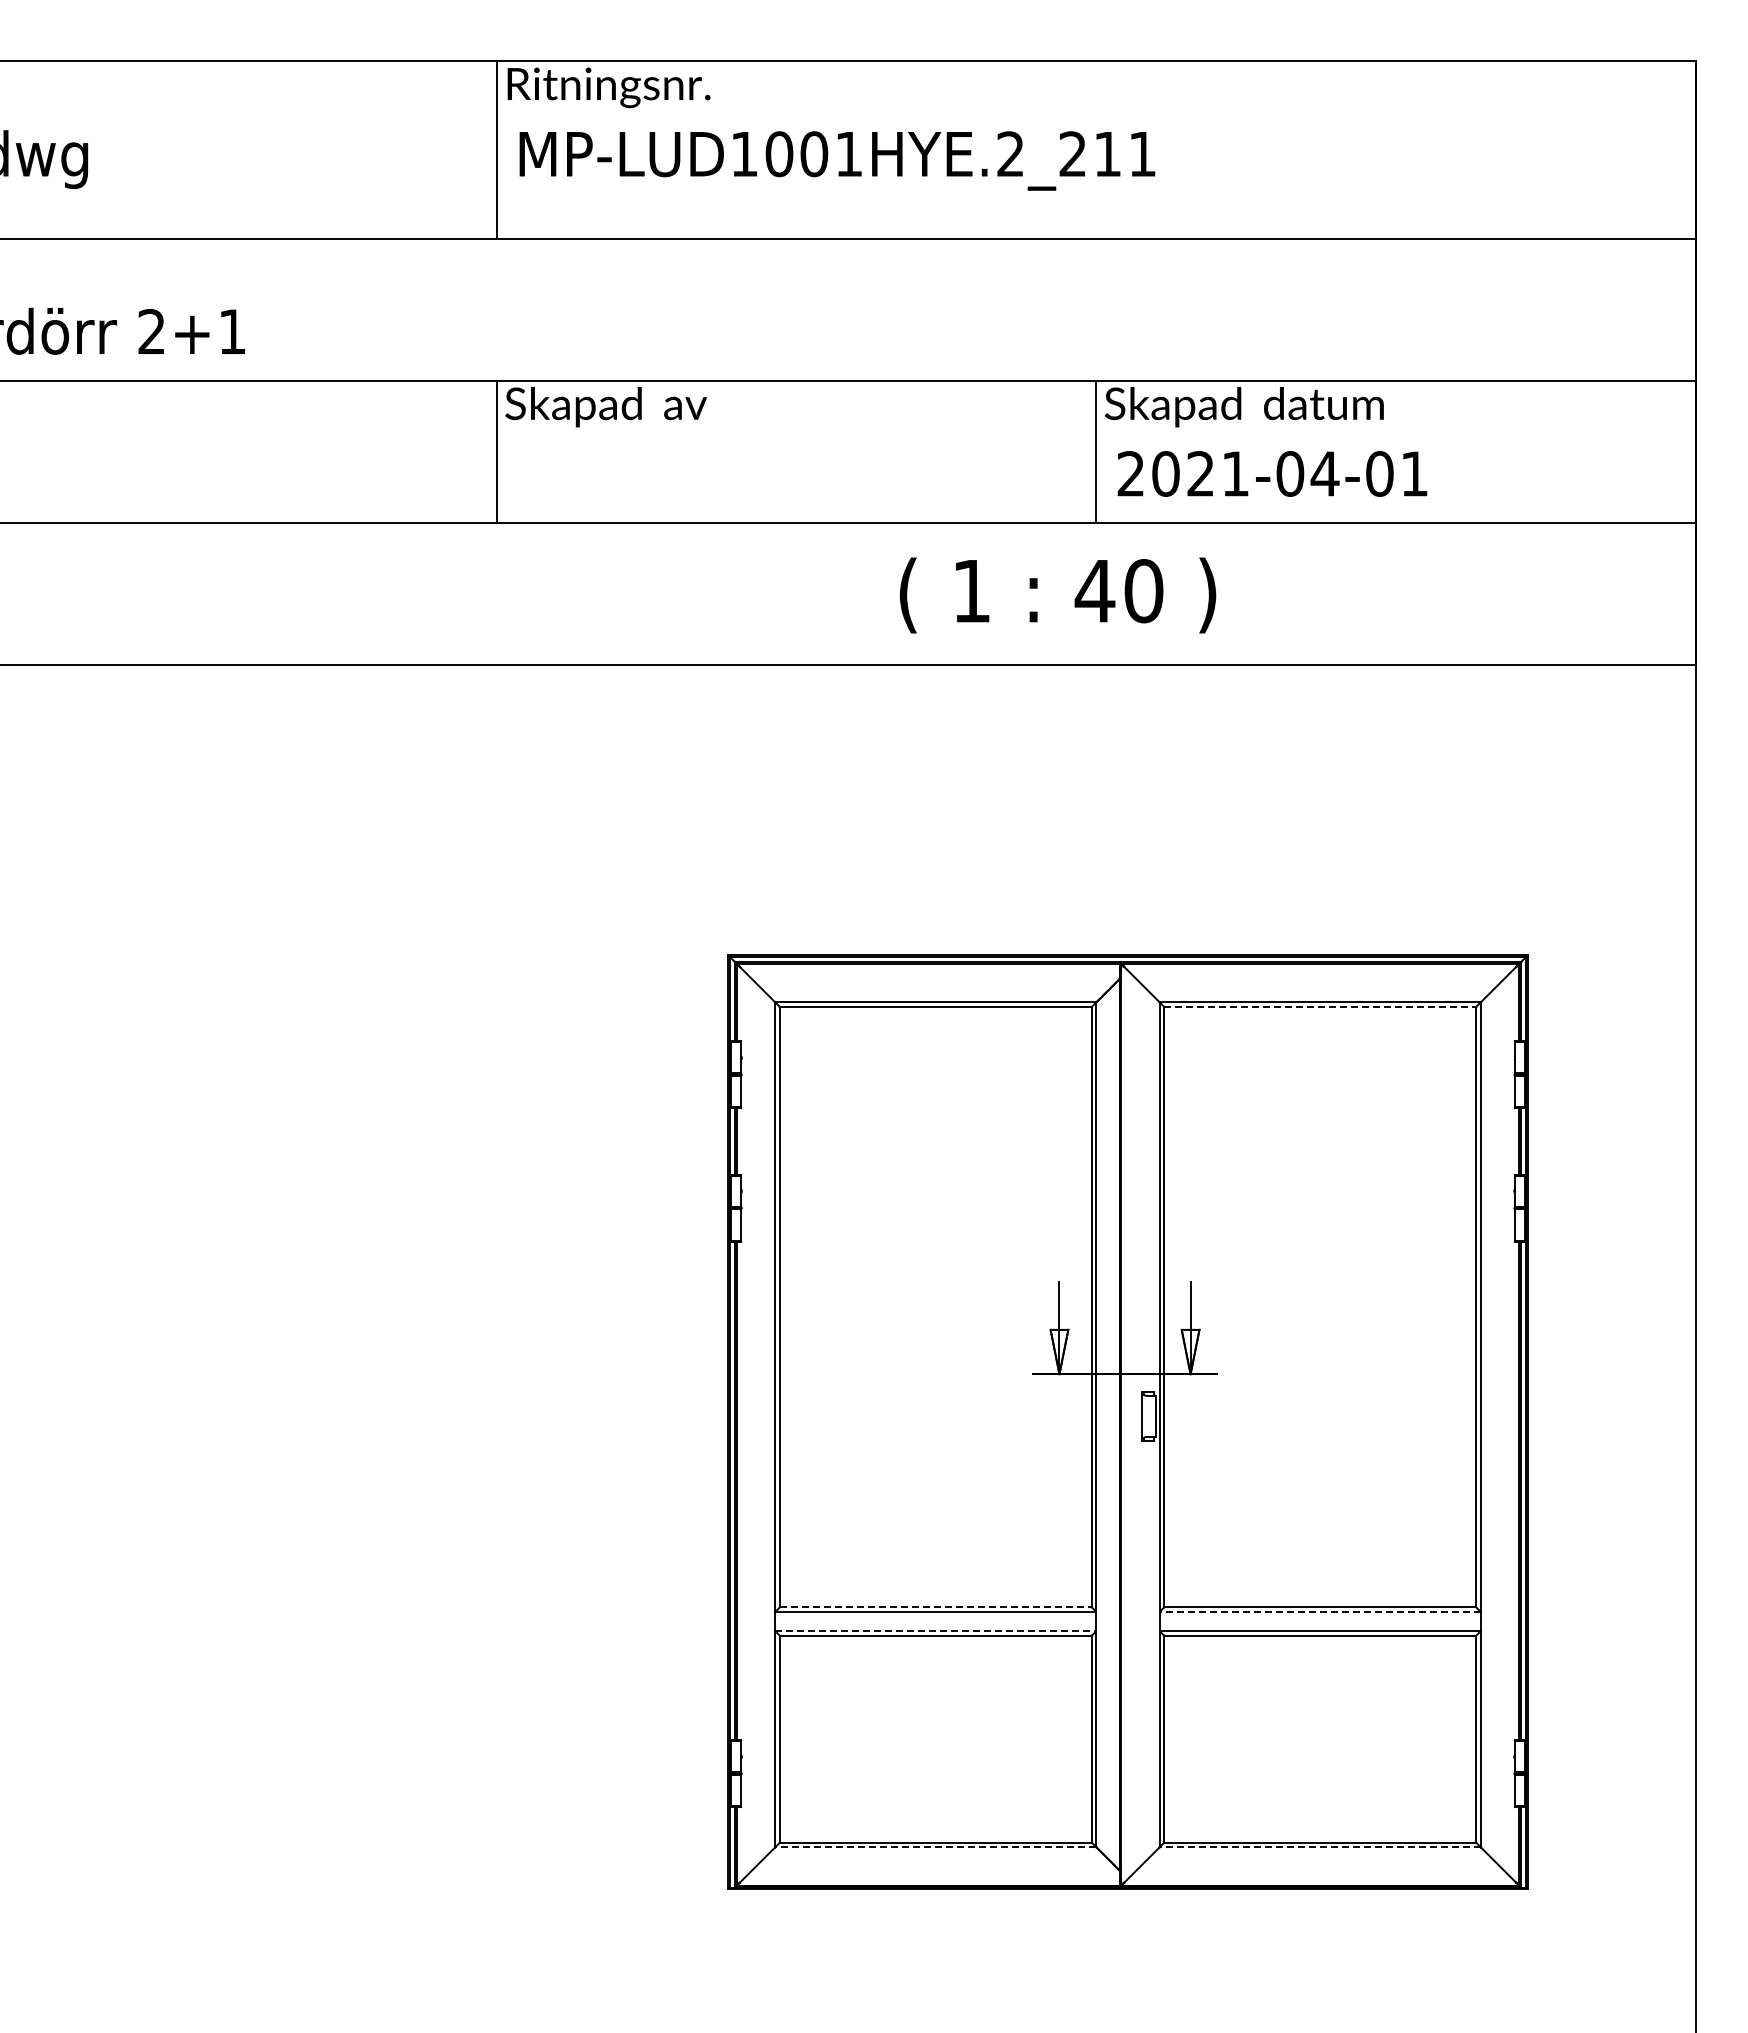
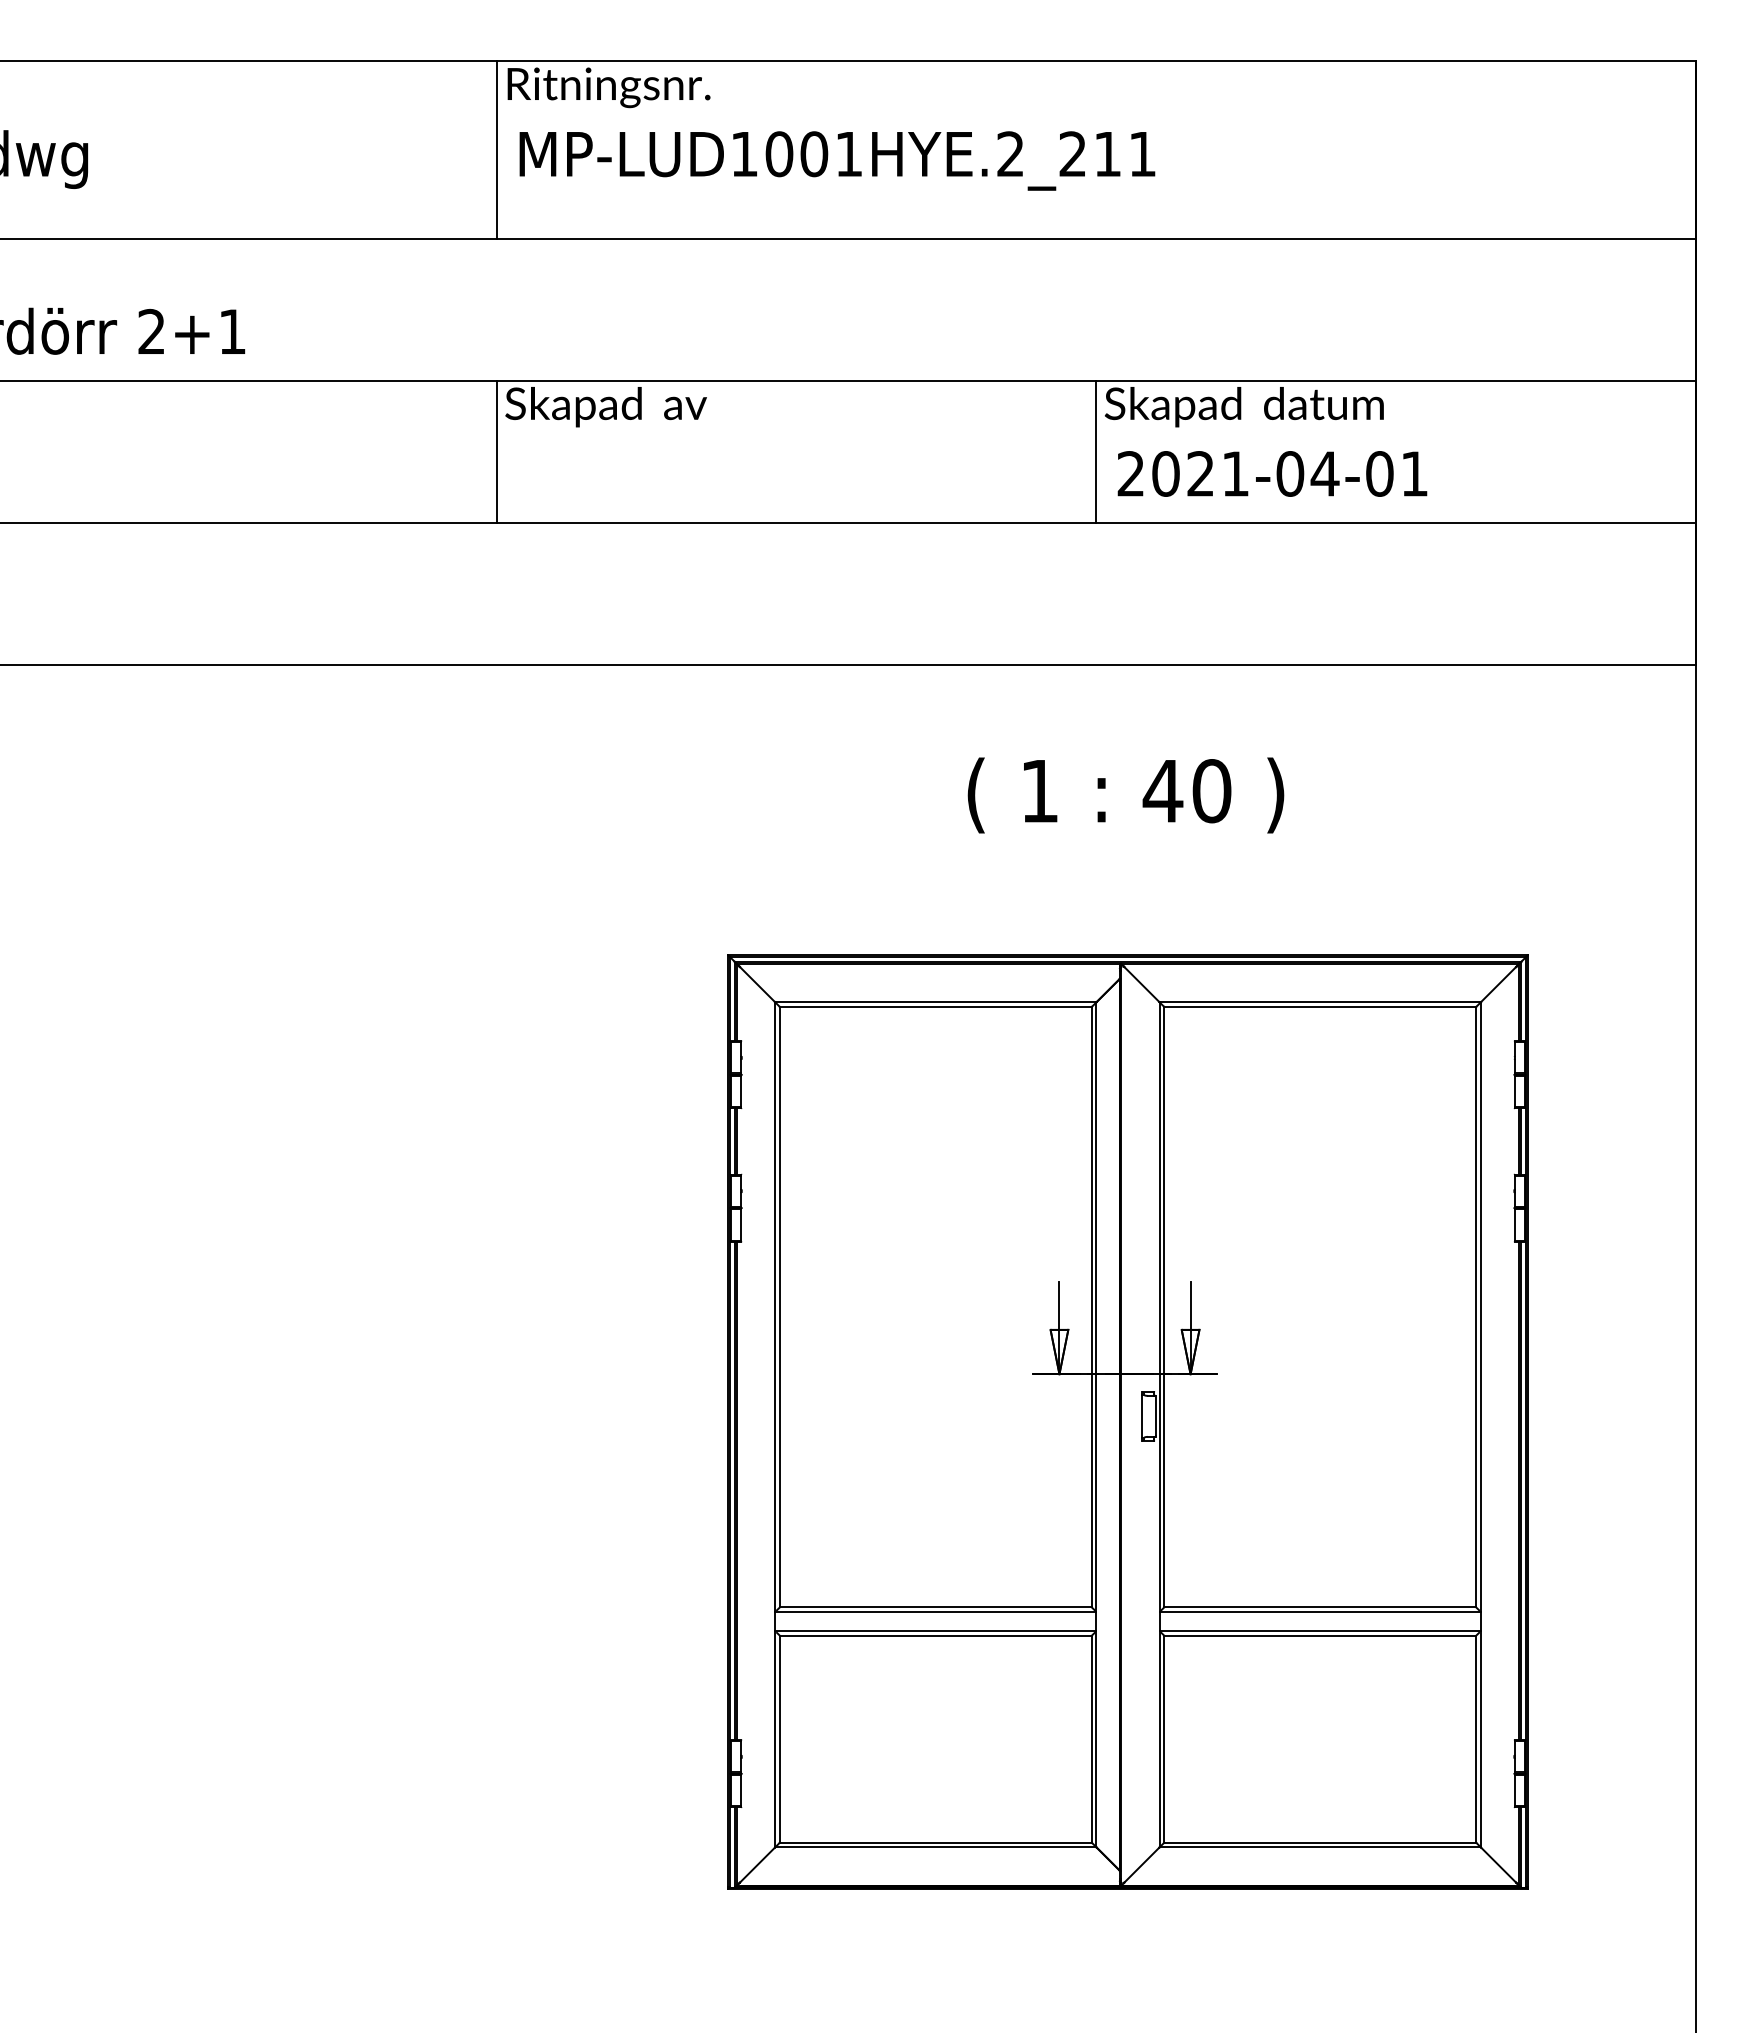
text position: (1057, 595) -> (1125, 795) (1125, 795)
line: dashed -> solid (1320, 1006)
line: dashed -> solid (935, 1607)
line: dashed -> solid (1320, 1612)
line: dashed -> solid (935, 1631)
line: dashed -> solid (935, 1847)
line: dashed -> solid (1320, 1847)
